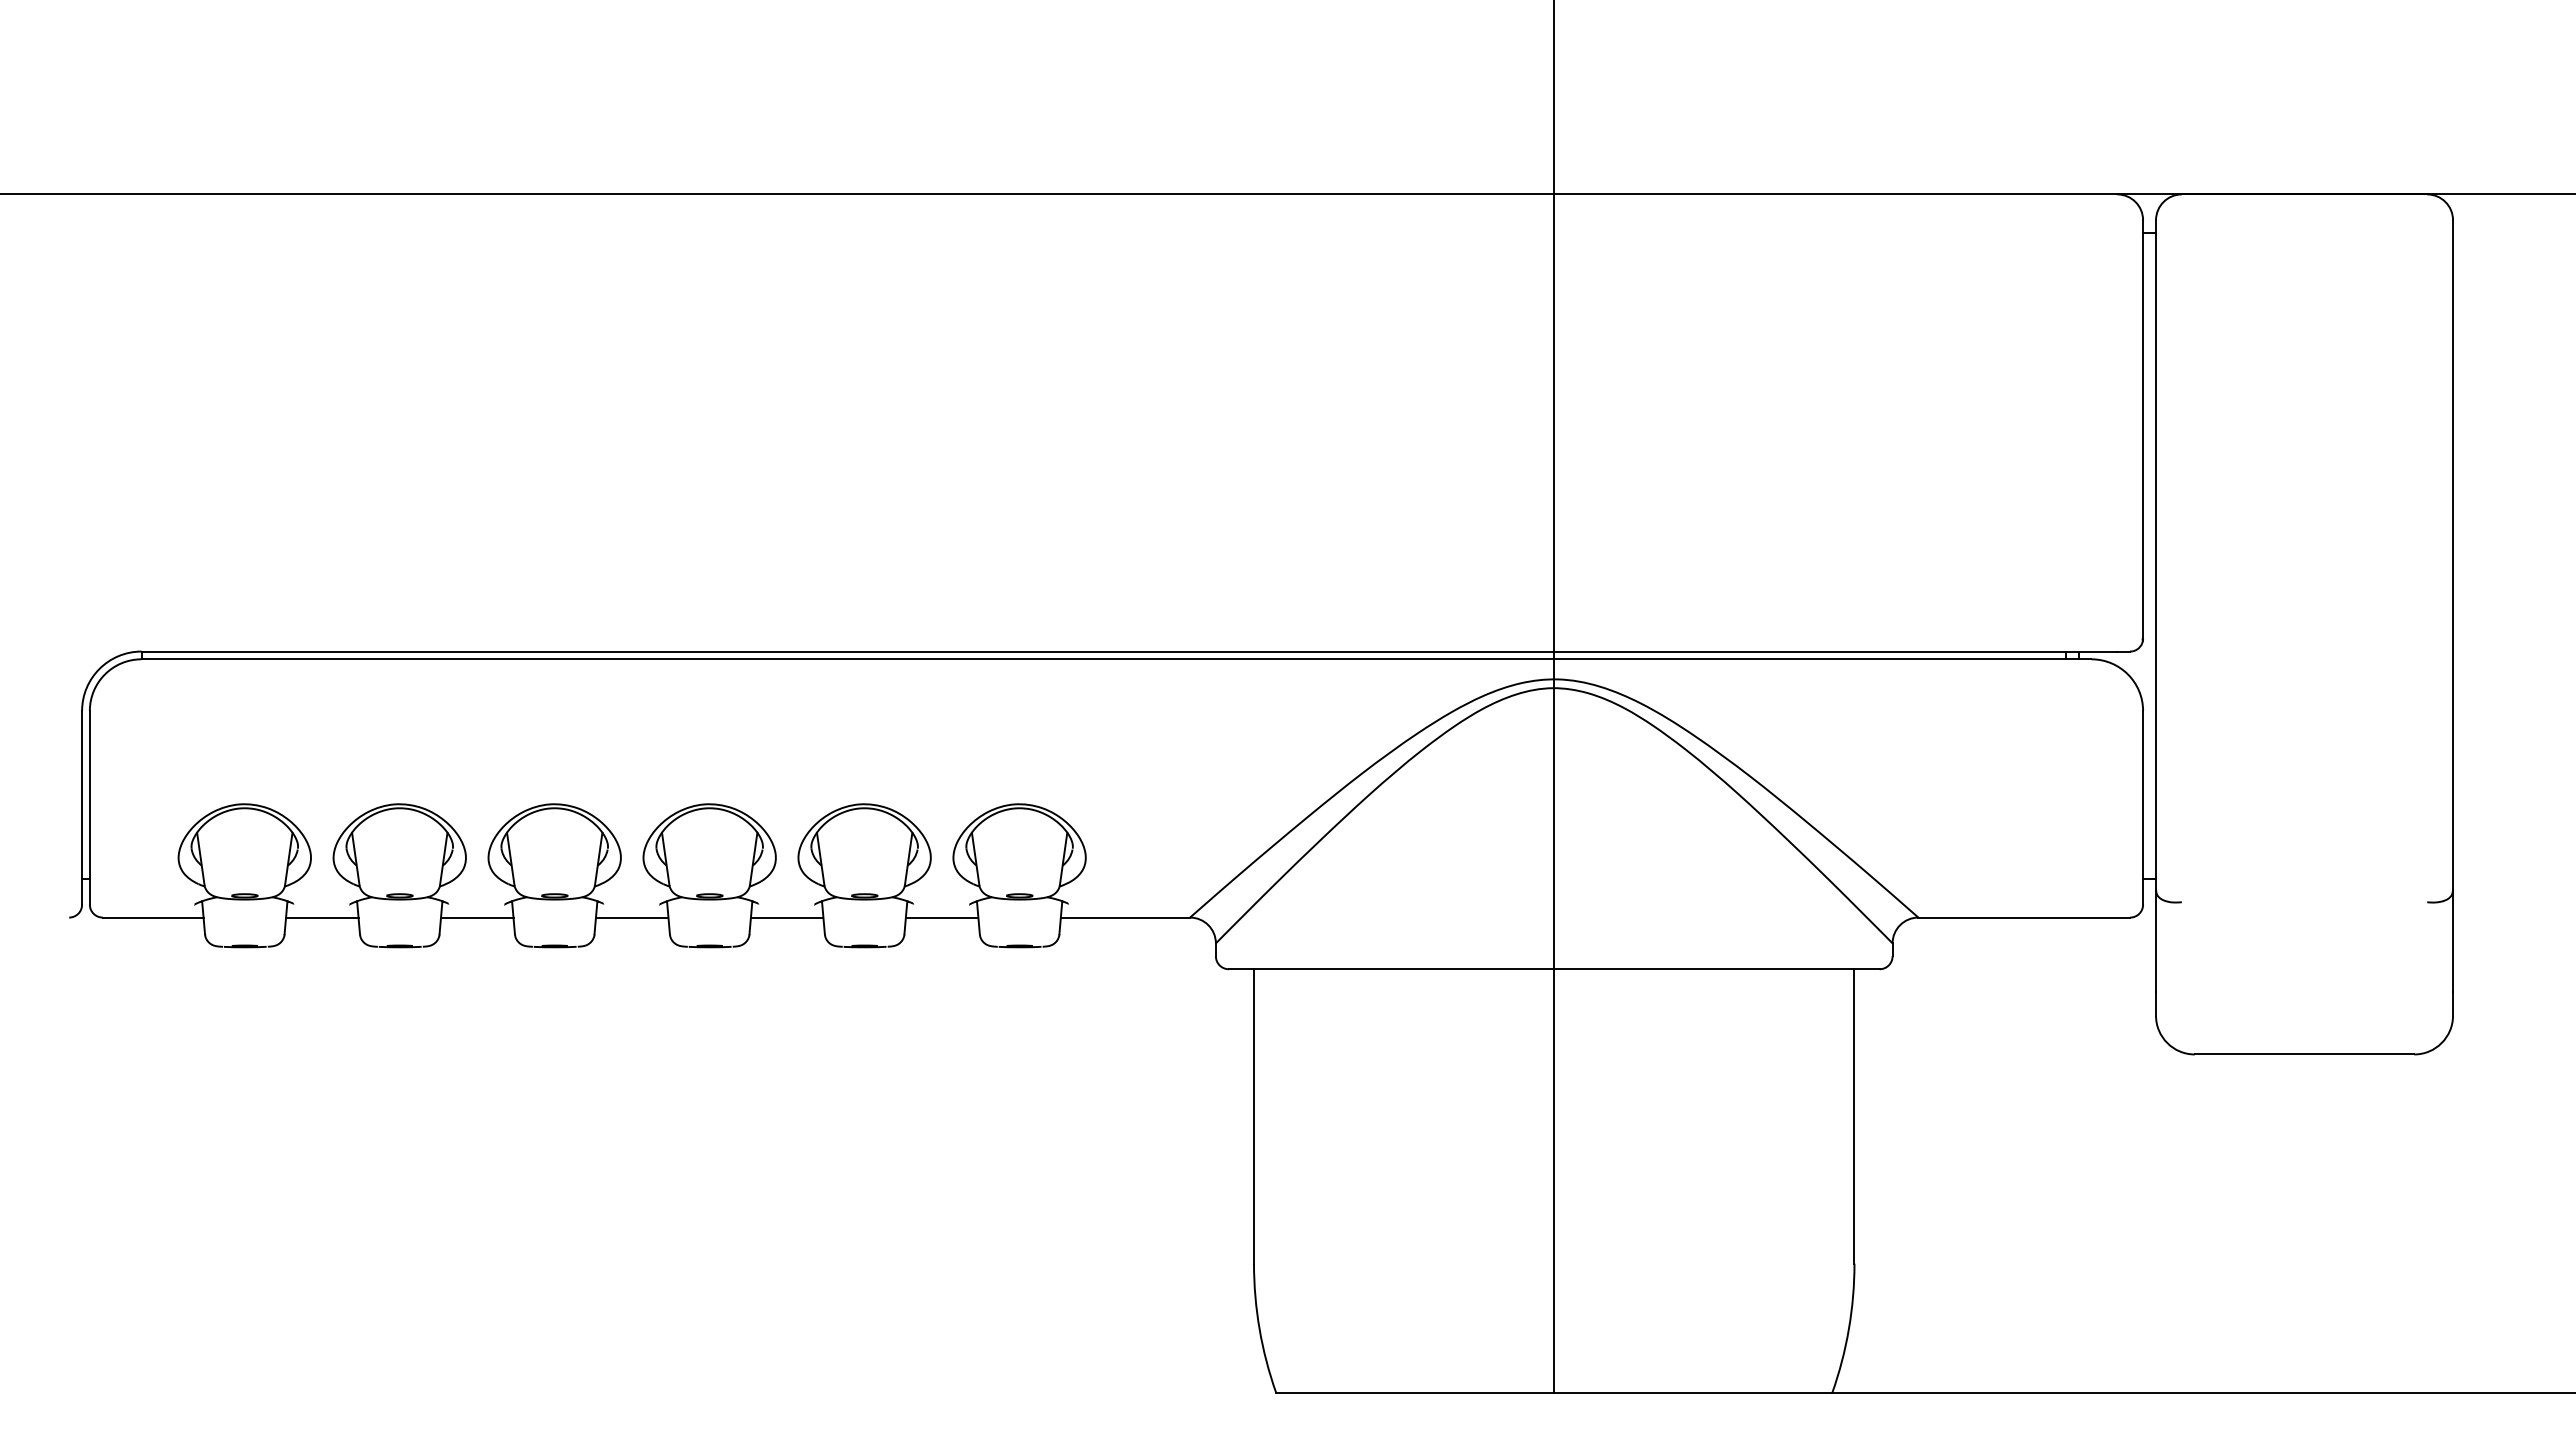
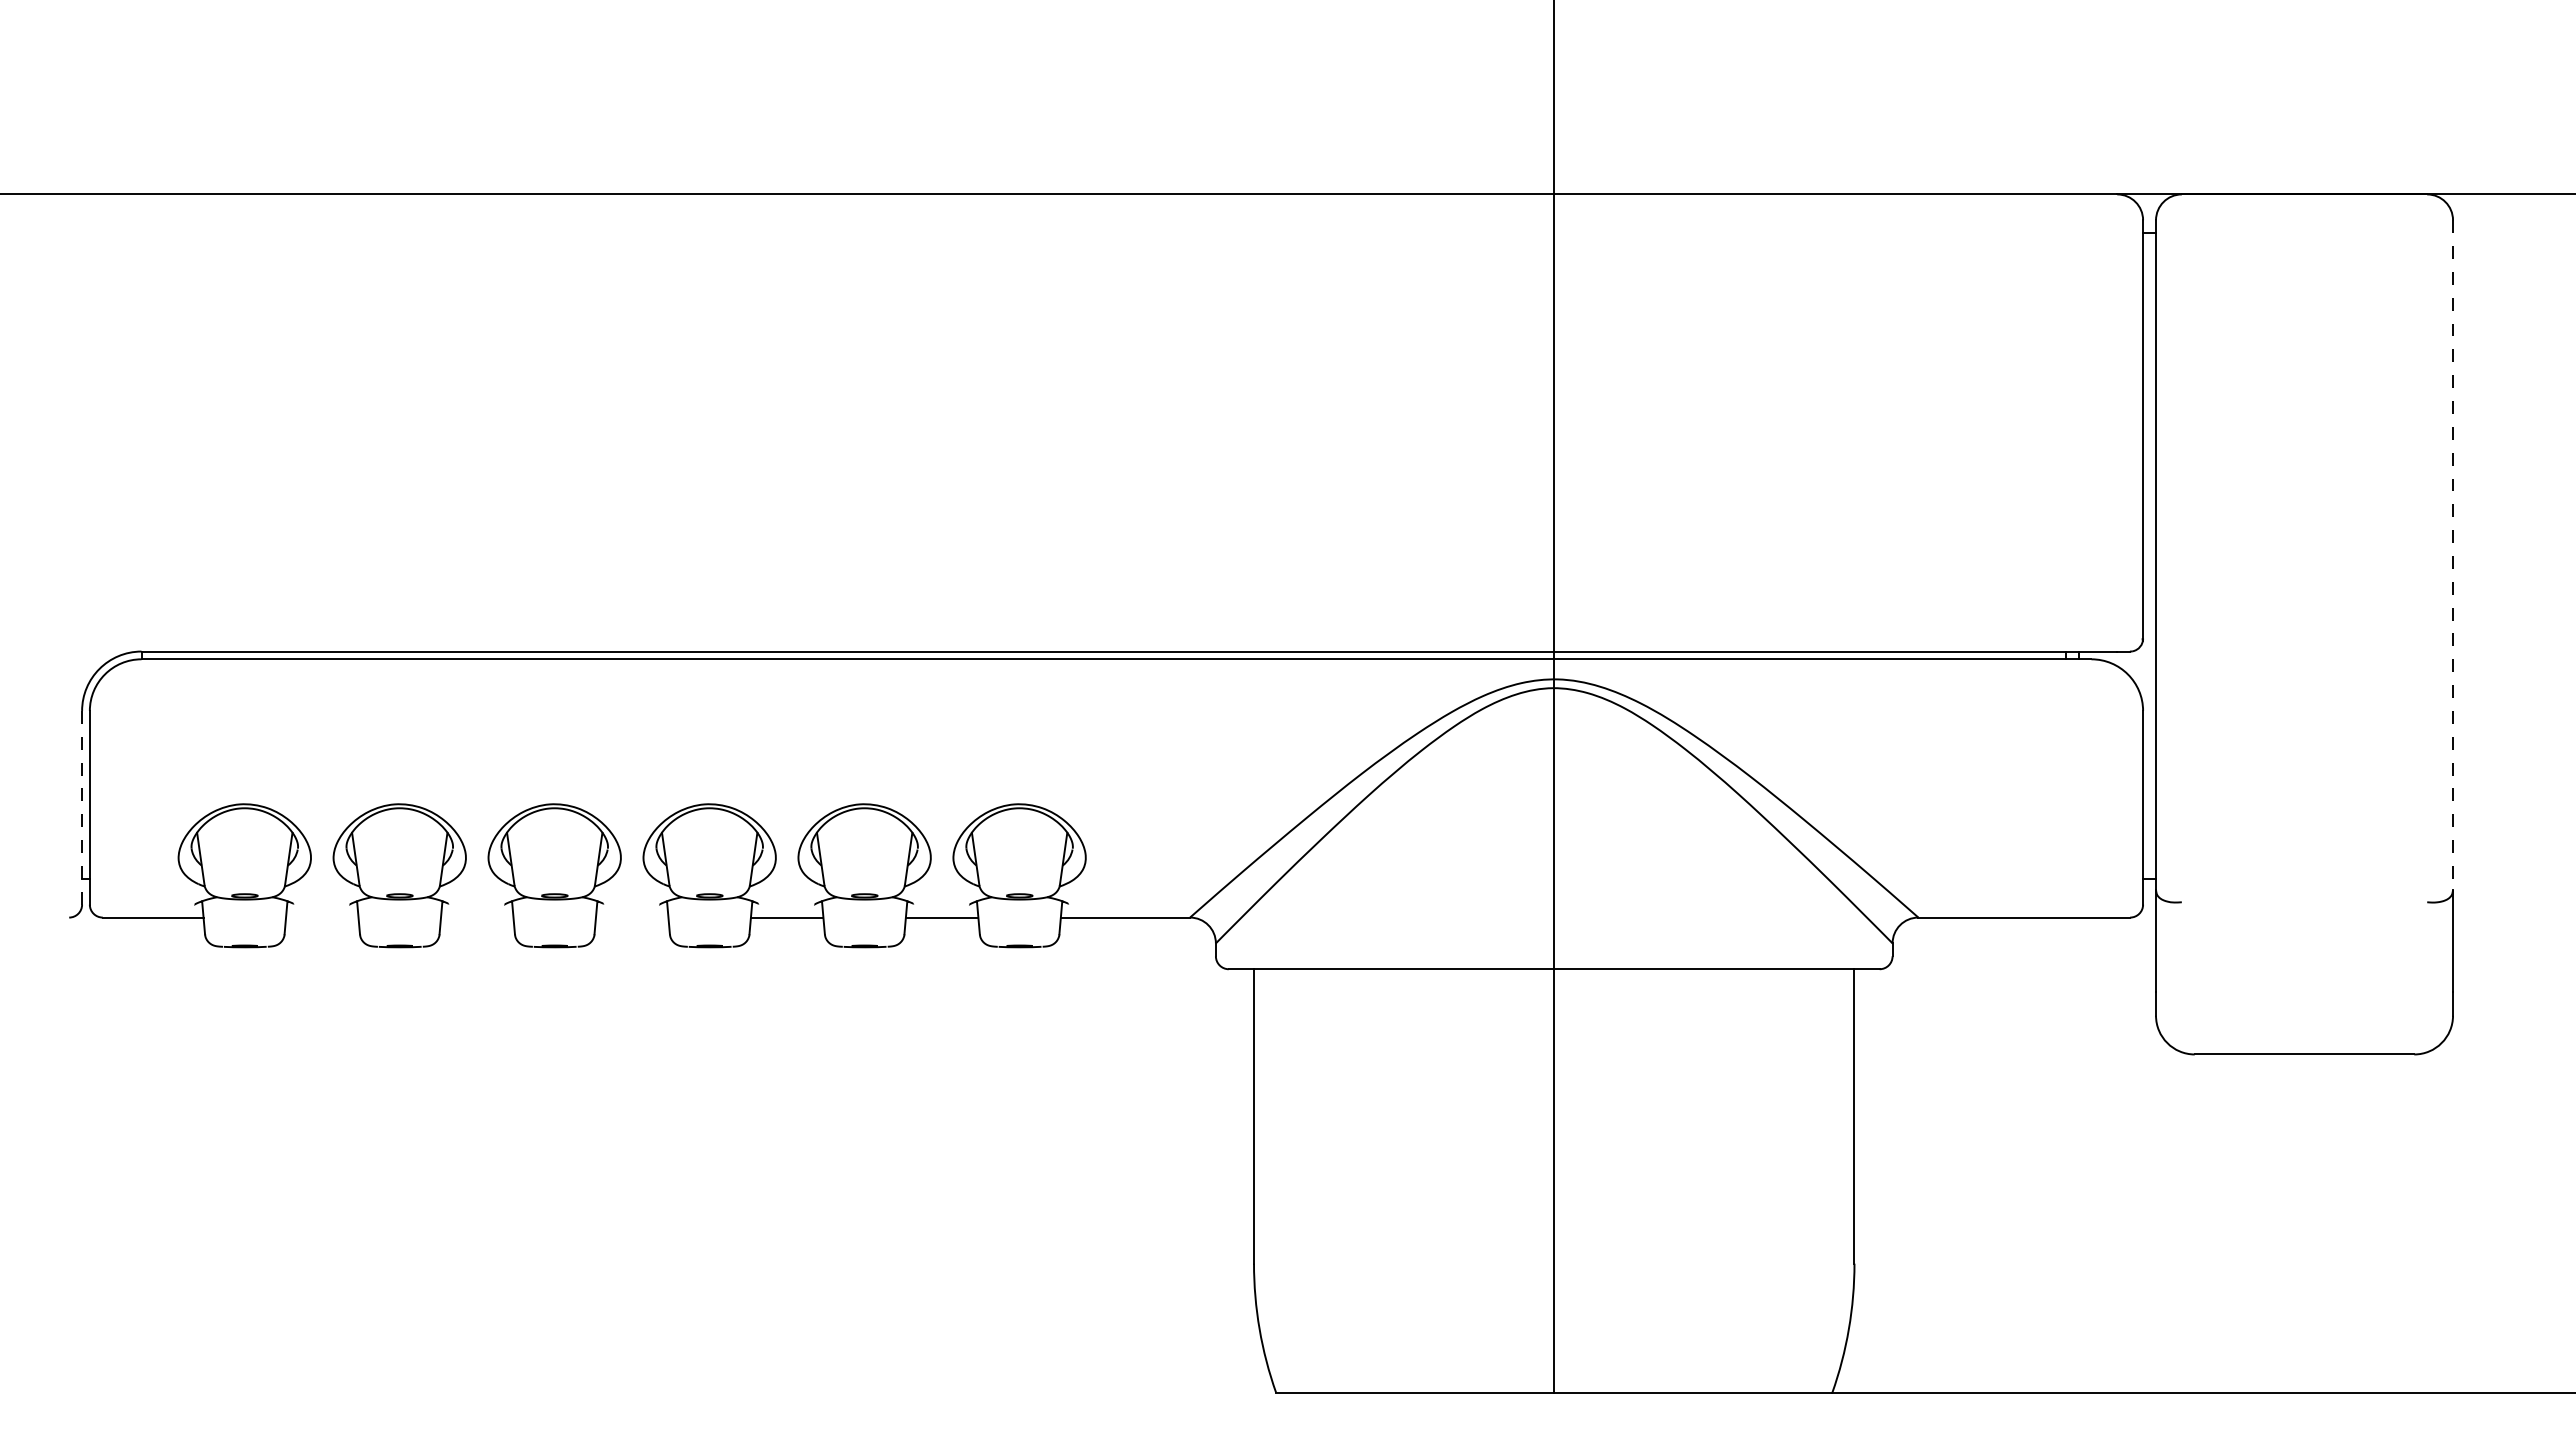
line: solid -> dashed (2453, 555)
line: solid -> dashed (82, 807)
line: present -> none (322, 917)
line: present -> none (477, 917)
line: present -> none (631, 917)
